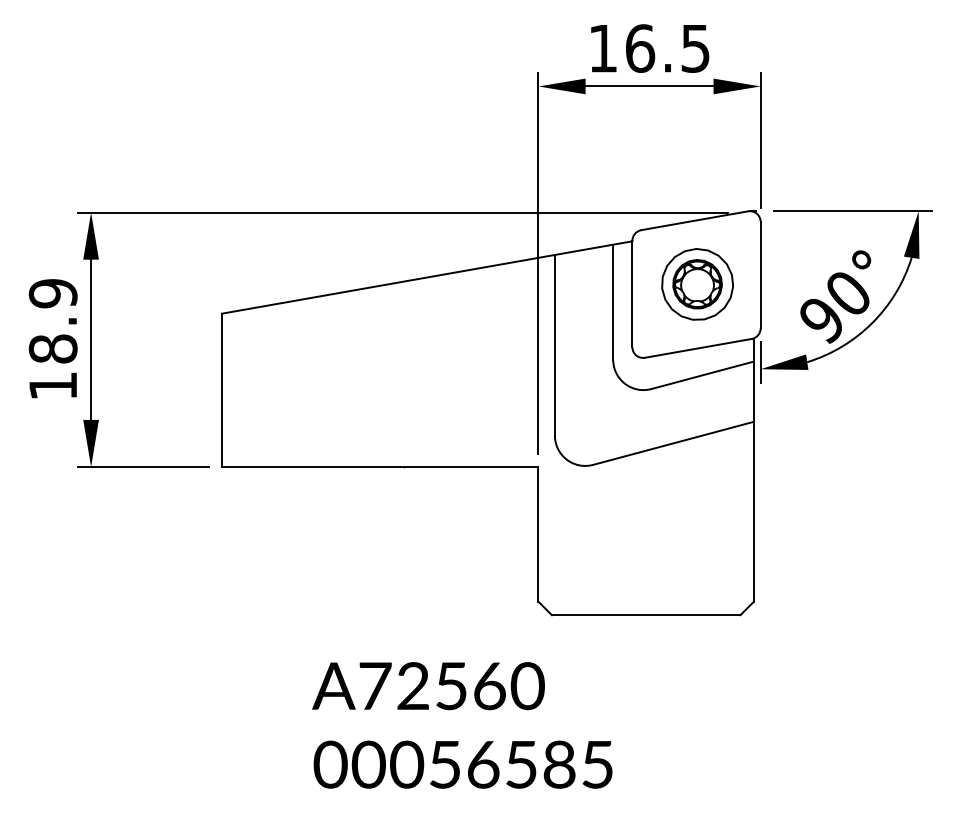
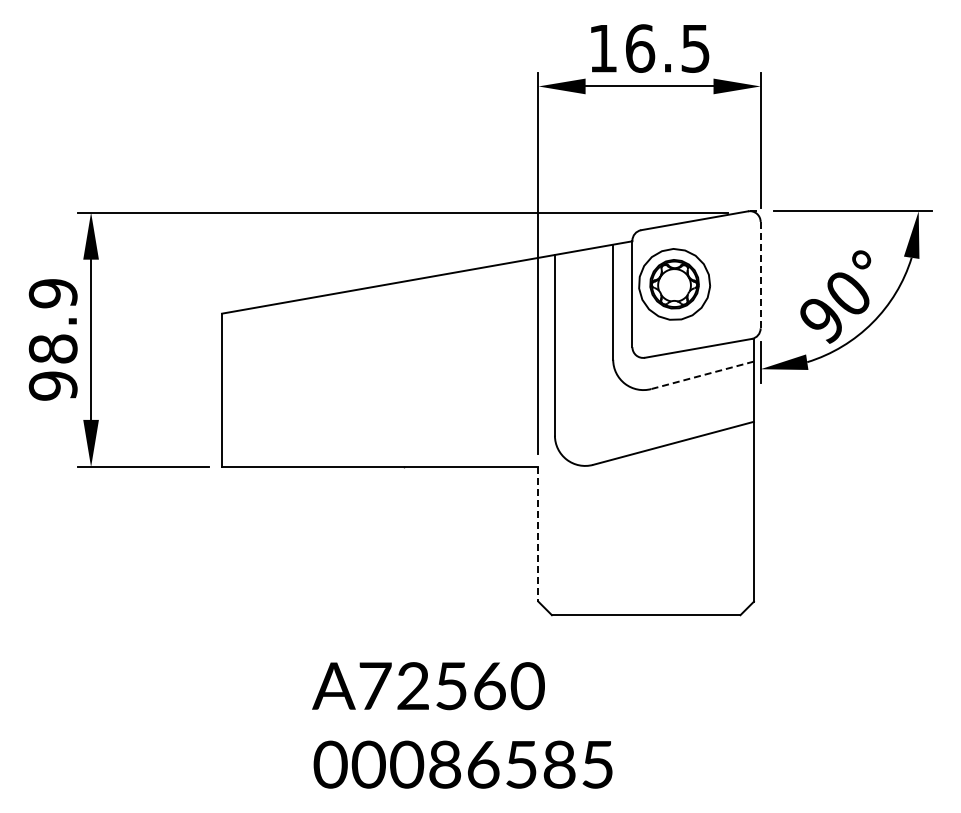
line: solid -> dashed (760, 274)
part position: (697, 284) -> (674, 284) (674, 284)
line: solid -> dashed (702, 375)
text: 18.9 -> 98.9 (52, 385)
line: solid -> dashed (538, 534)
text: 00056585 -> 00086585 (445, 764)
